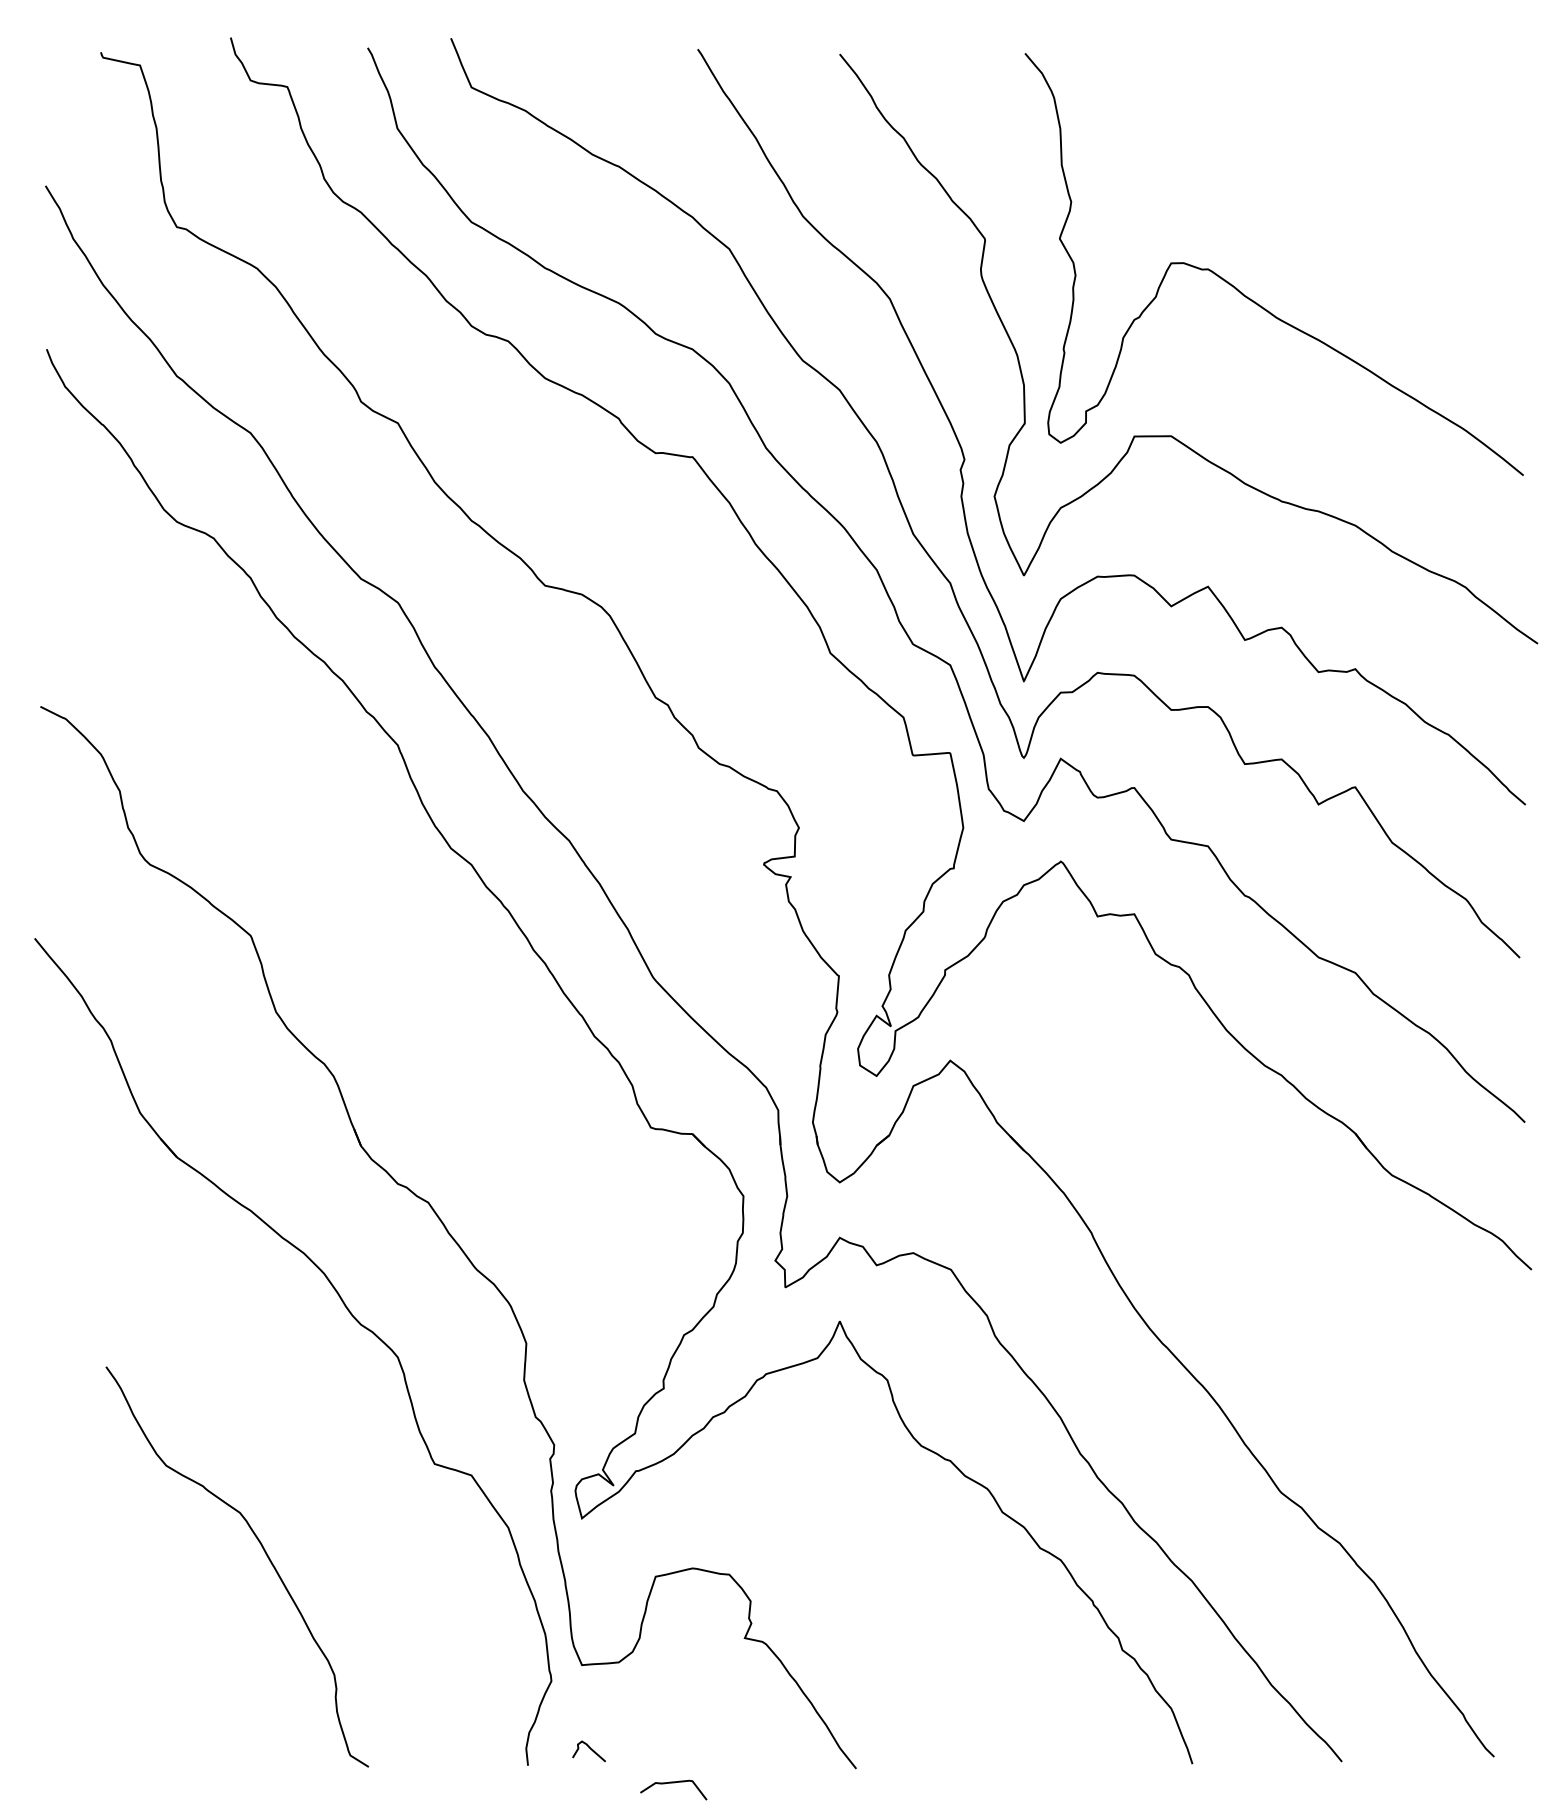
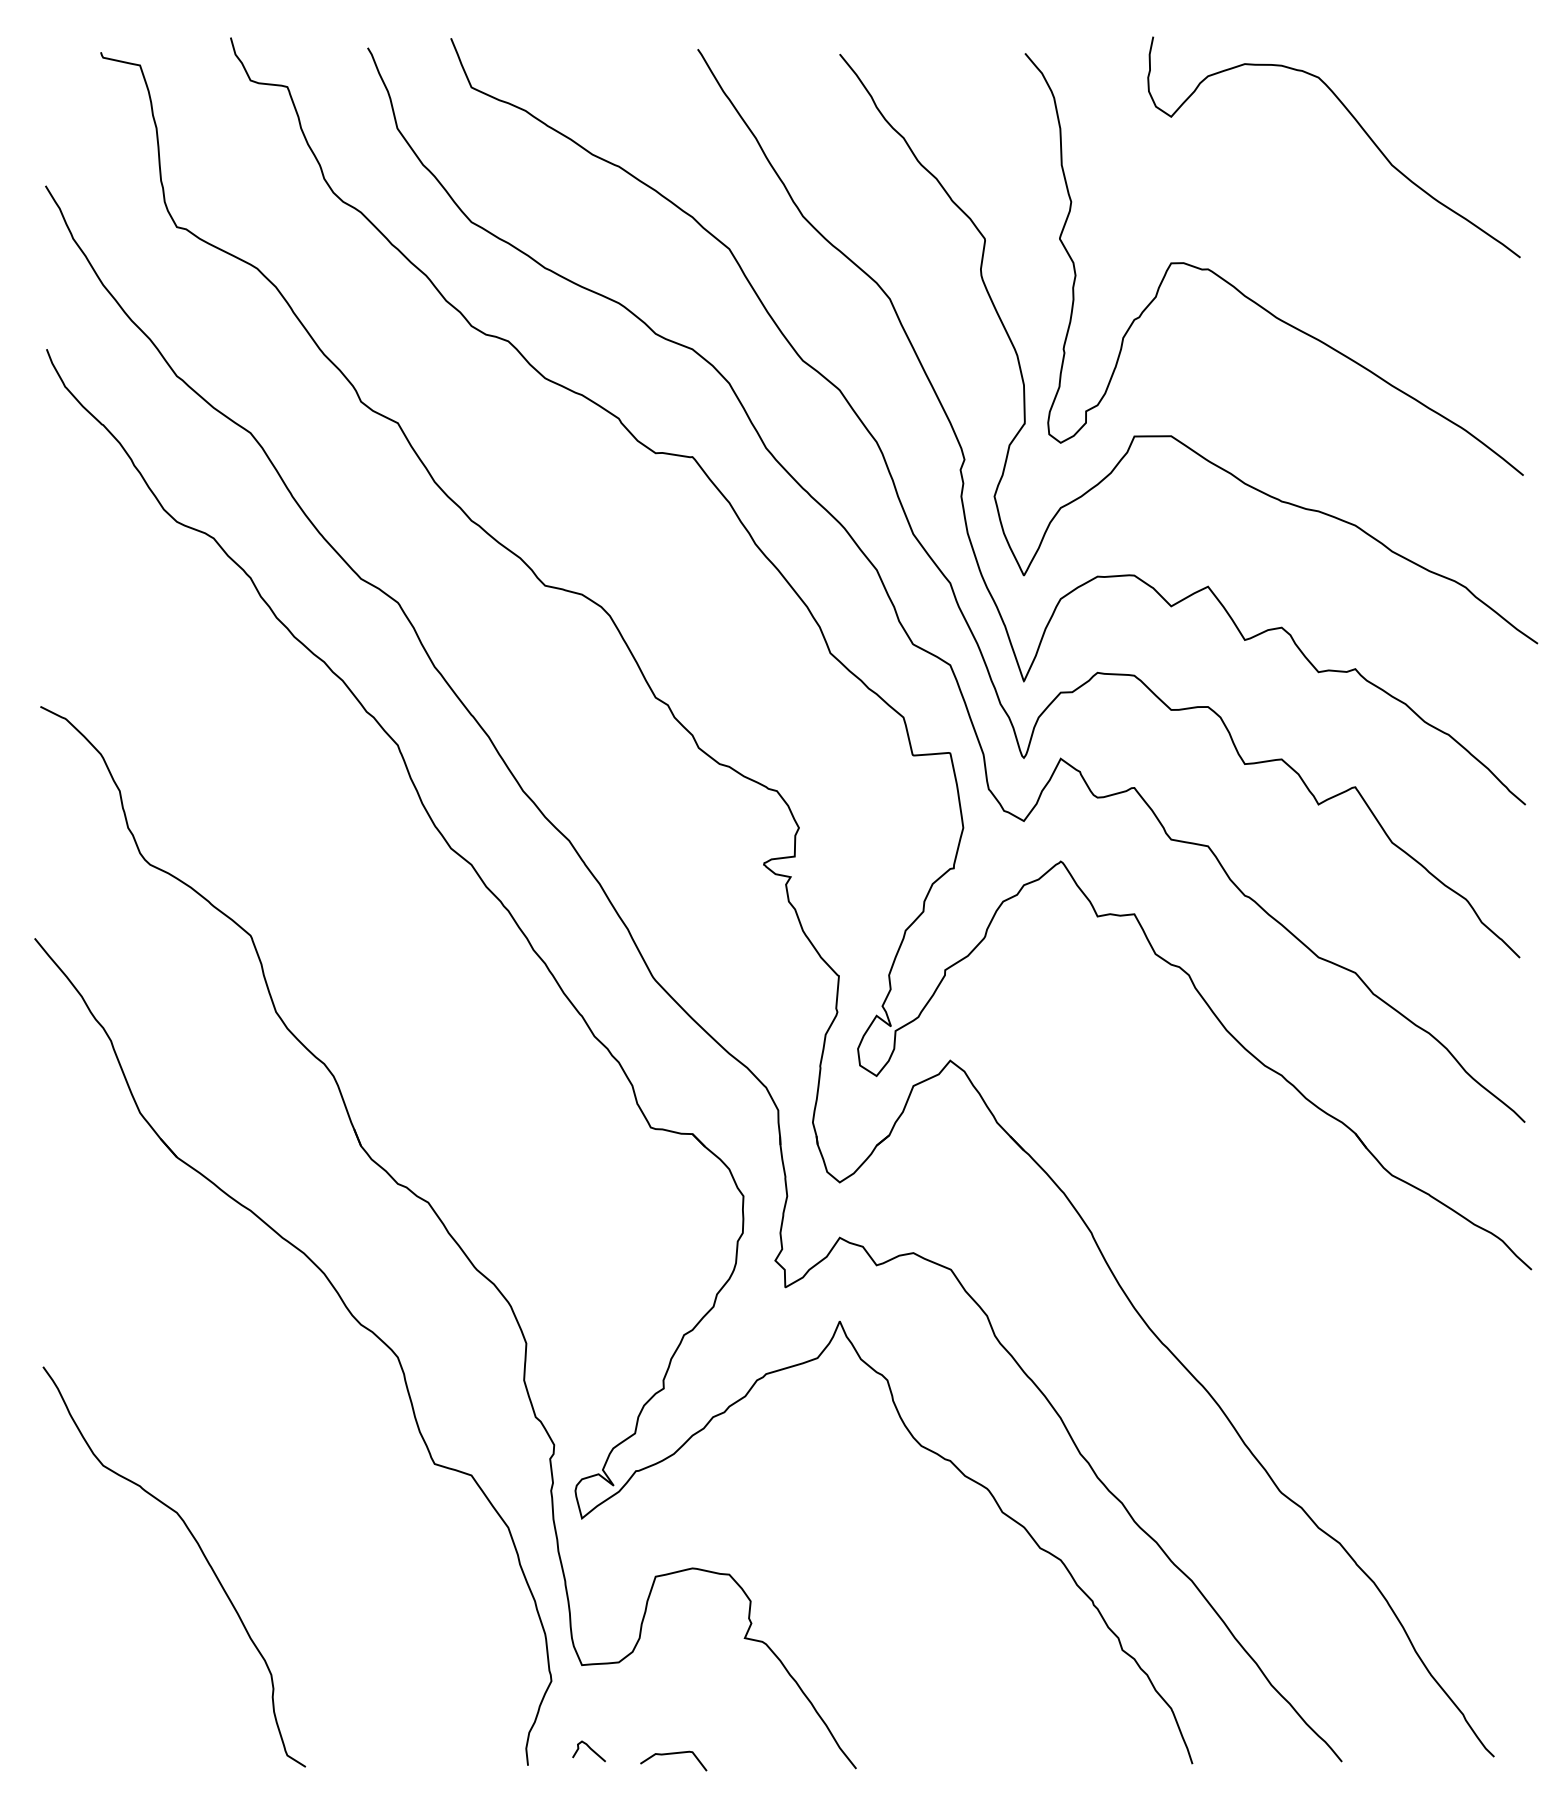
curve: none -> present (1359, 126)
curve position: (264, 1552) -> (201, 1552) (201, 1552)
curve position: (673, 1783) -> (673, 1754) (673, 1754)
